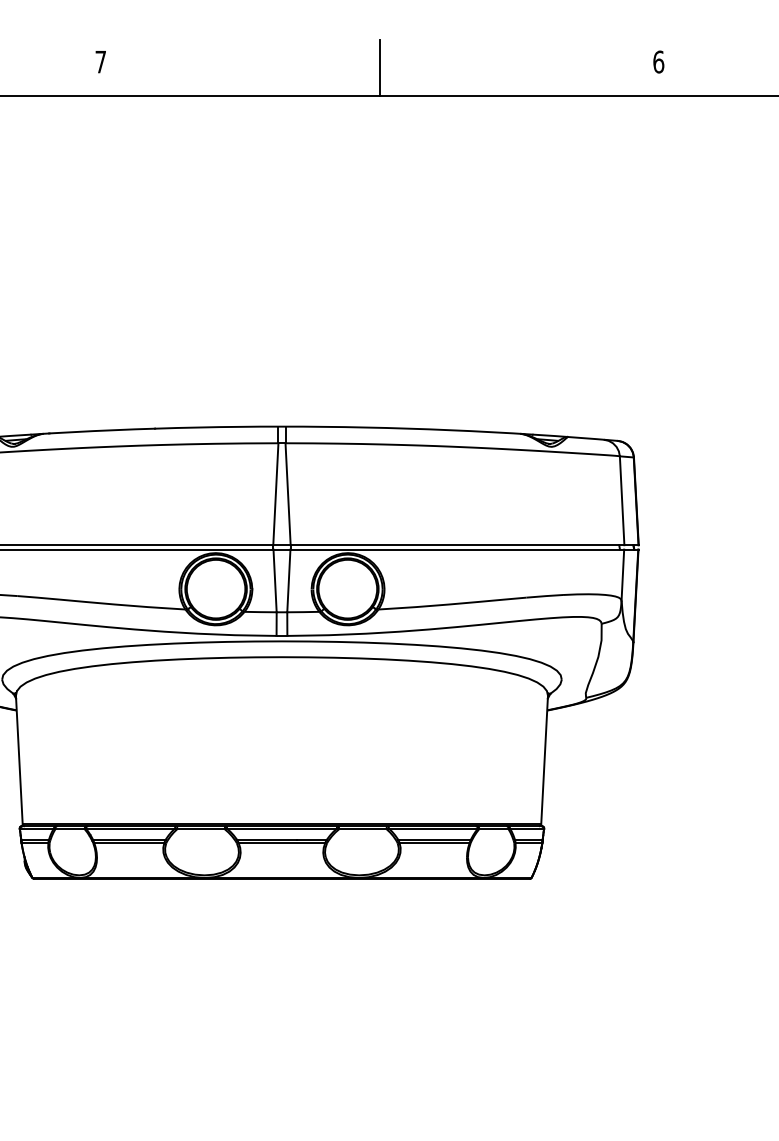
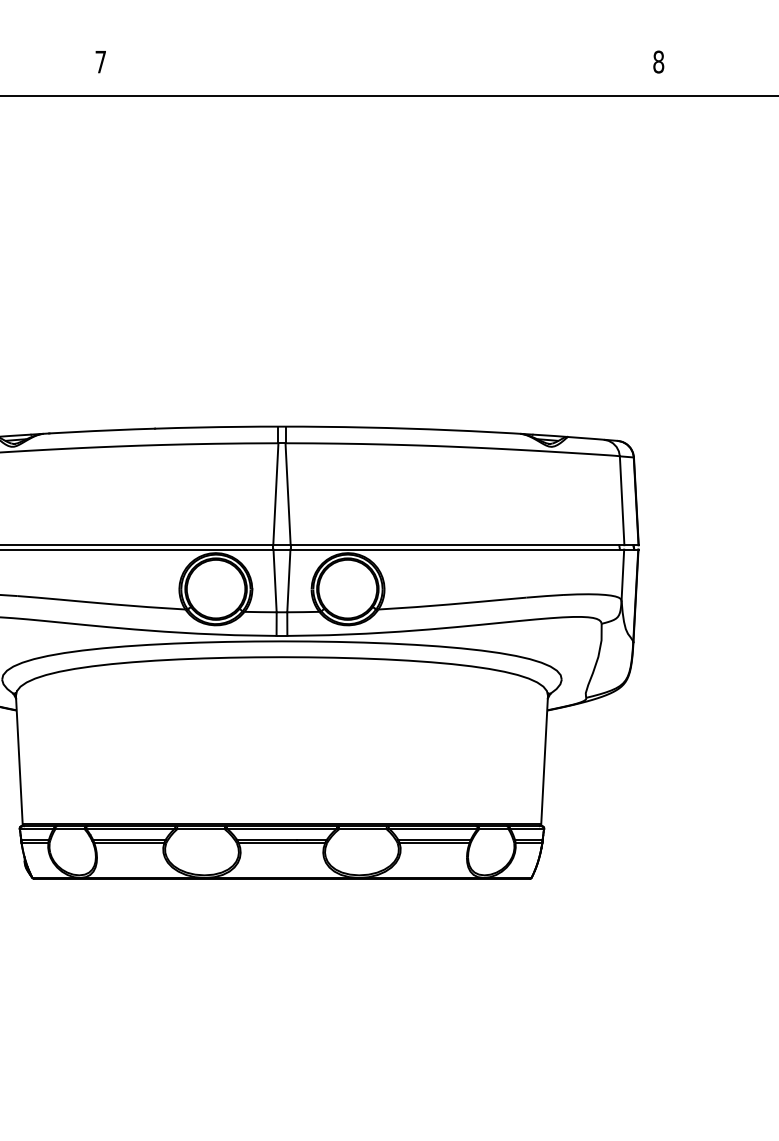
text: 6 -> 8 (658, 61)
line: present -> none (379, 67)
